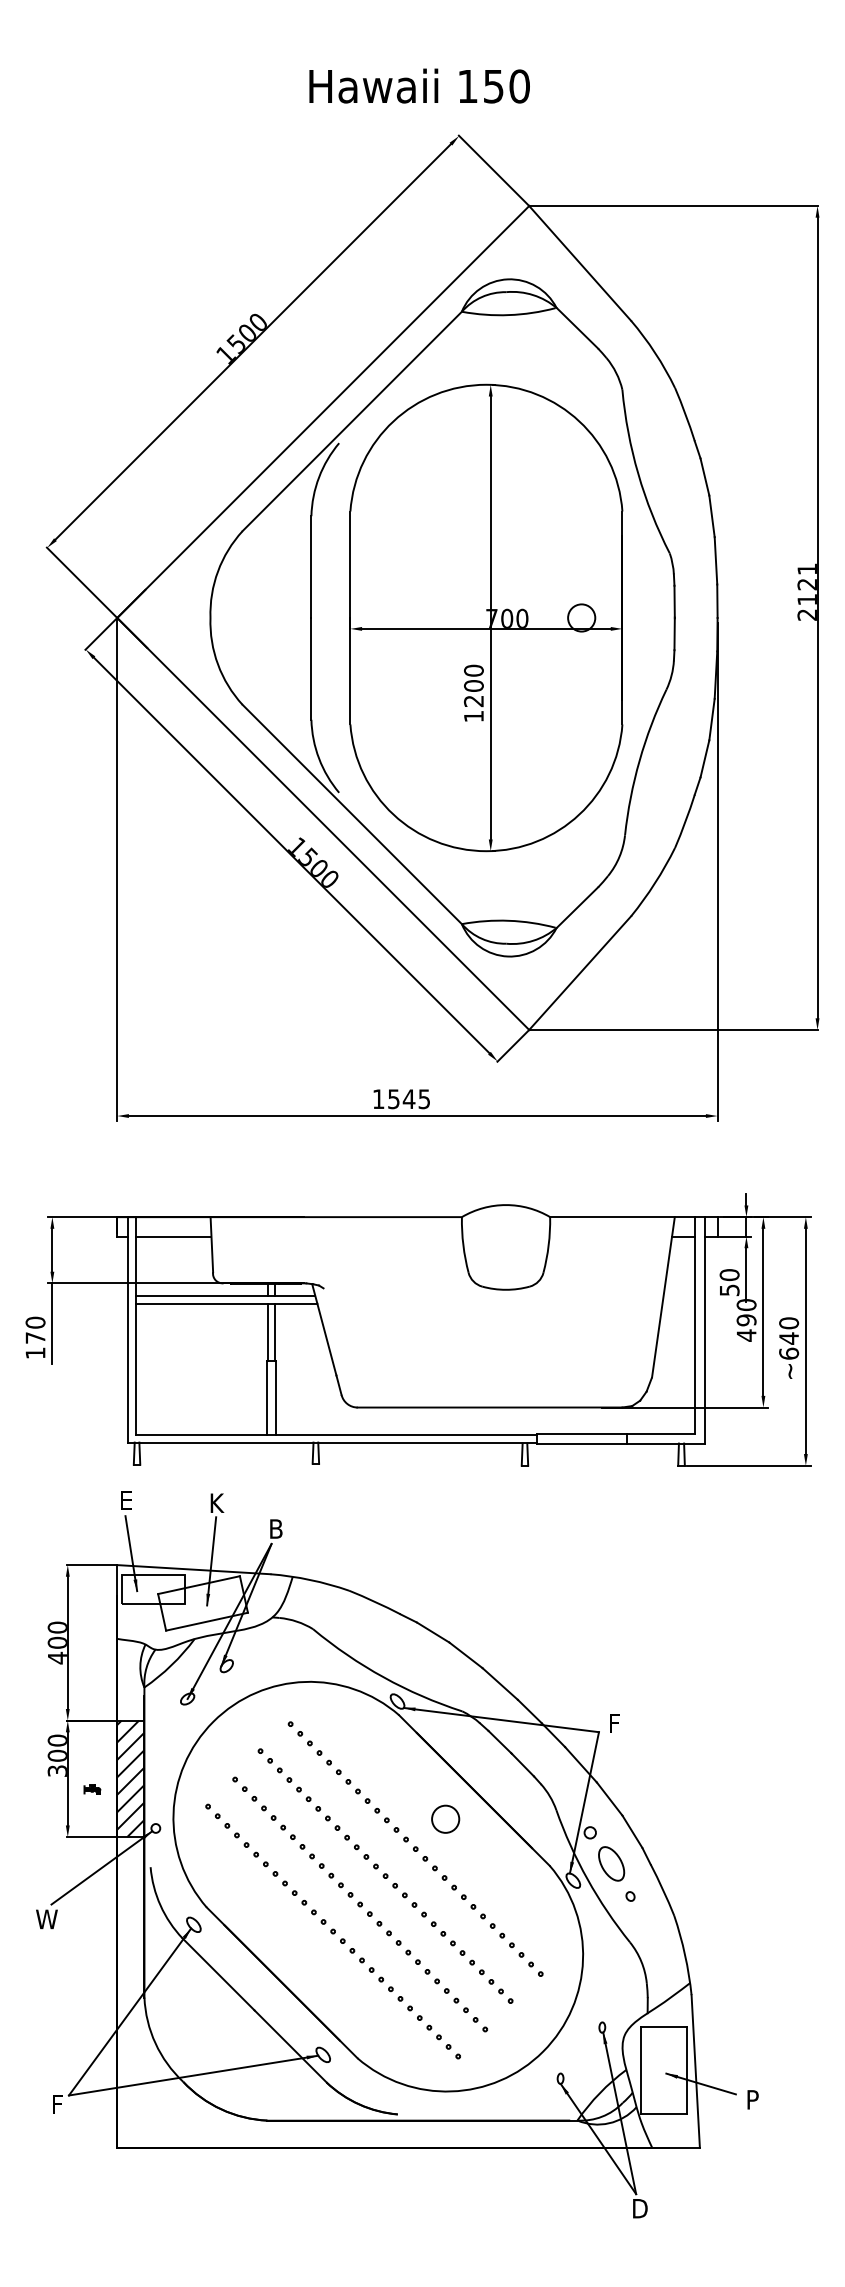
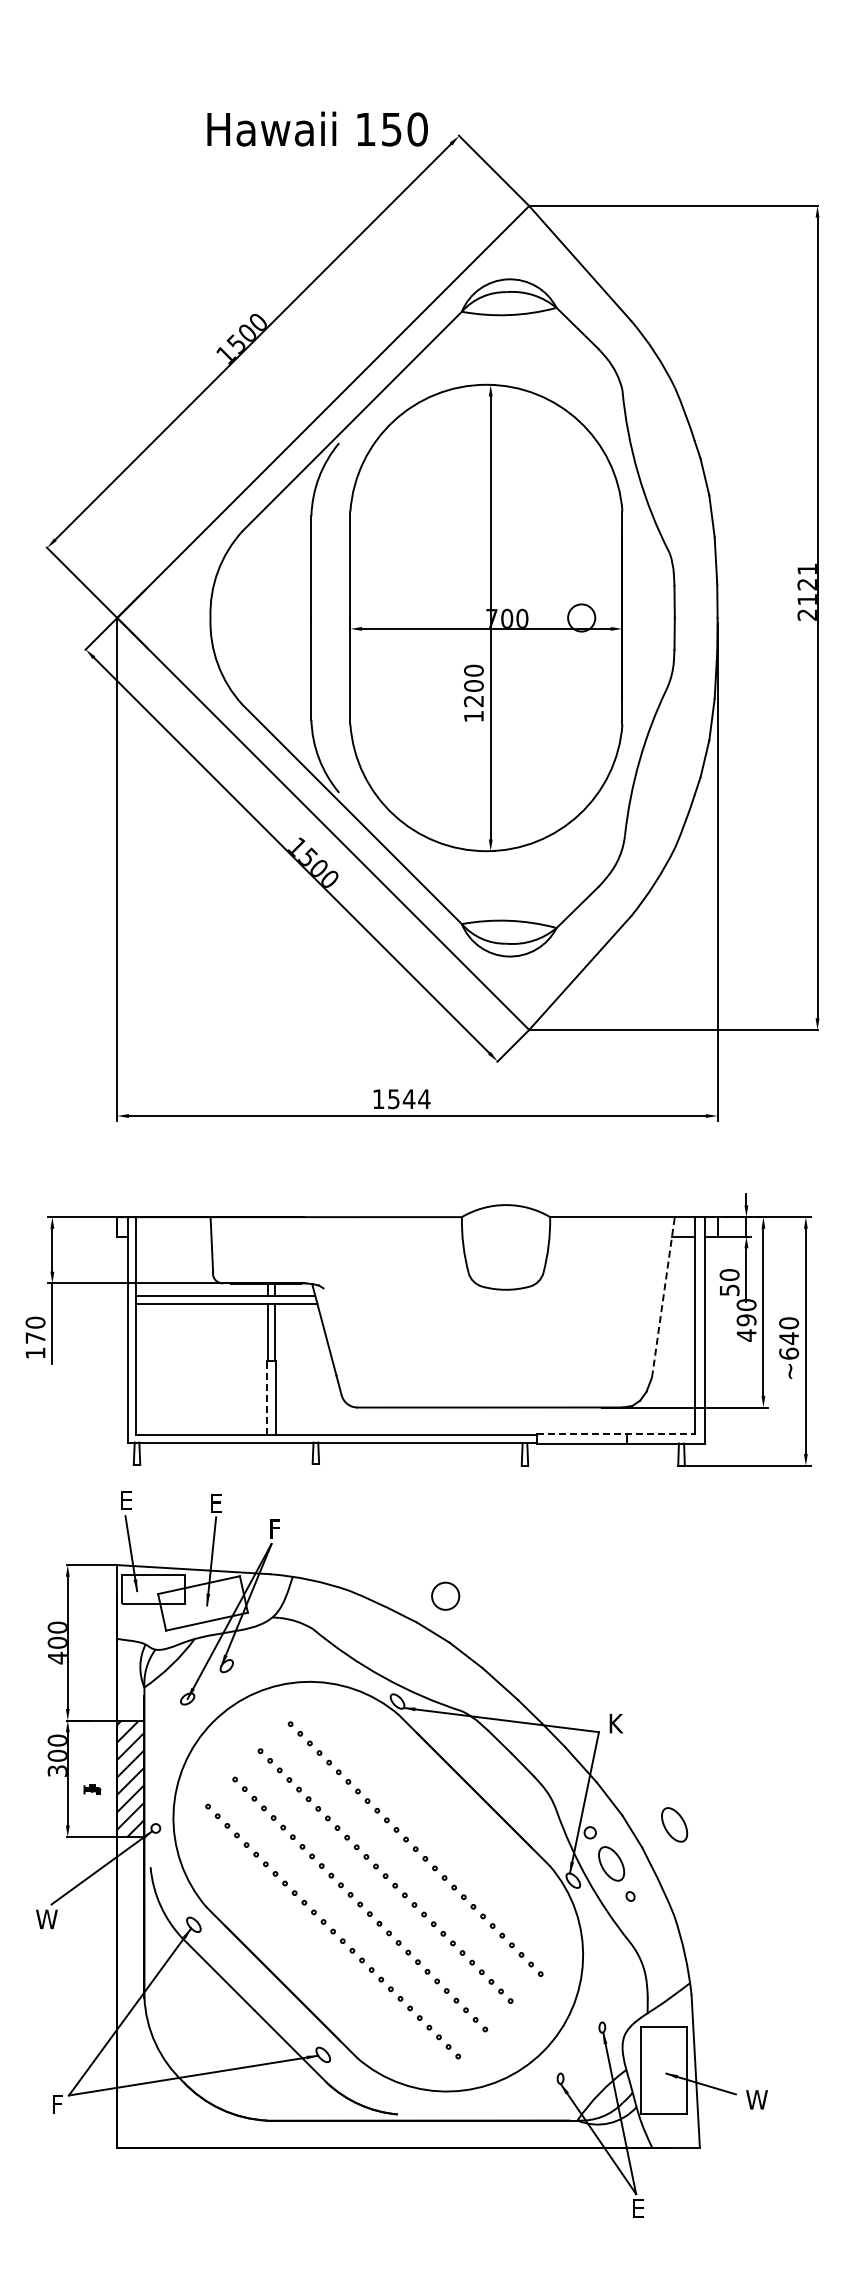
text position: (419, 85) -> (317, 128) (317, 128)
text: 1545 -> 1544 (424, 1099)
line: present -> none (173, 1236)
line: solid -> dashed (663, 1297)
line: solid -> dashed (266, 1397)
line: solid -> dashed (616, 1433)
text: K -> E (217, 1502)
text: B -> F (276, 1528)
text: F -> K (616, 1723)
circle position: (445, 1818) -> (445, 1595) (445, 1595)
part: none -> present (674, 1824)
text: P -> W (756, 2099)
text: D -> E (640, 2208)
